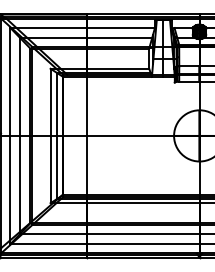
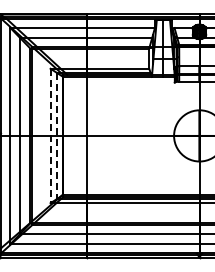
line: solid -> dashed (50, 136)
line: solid -> dashed (56, 136)
